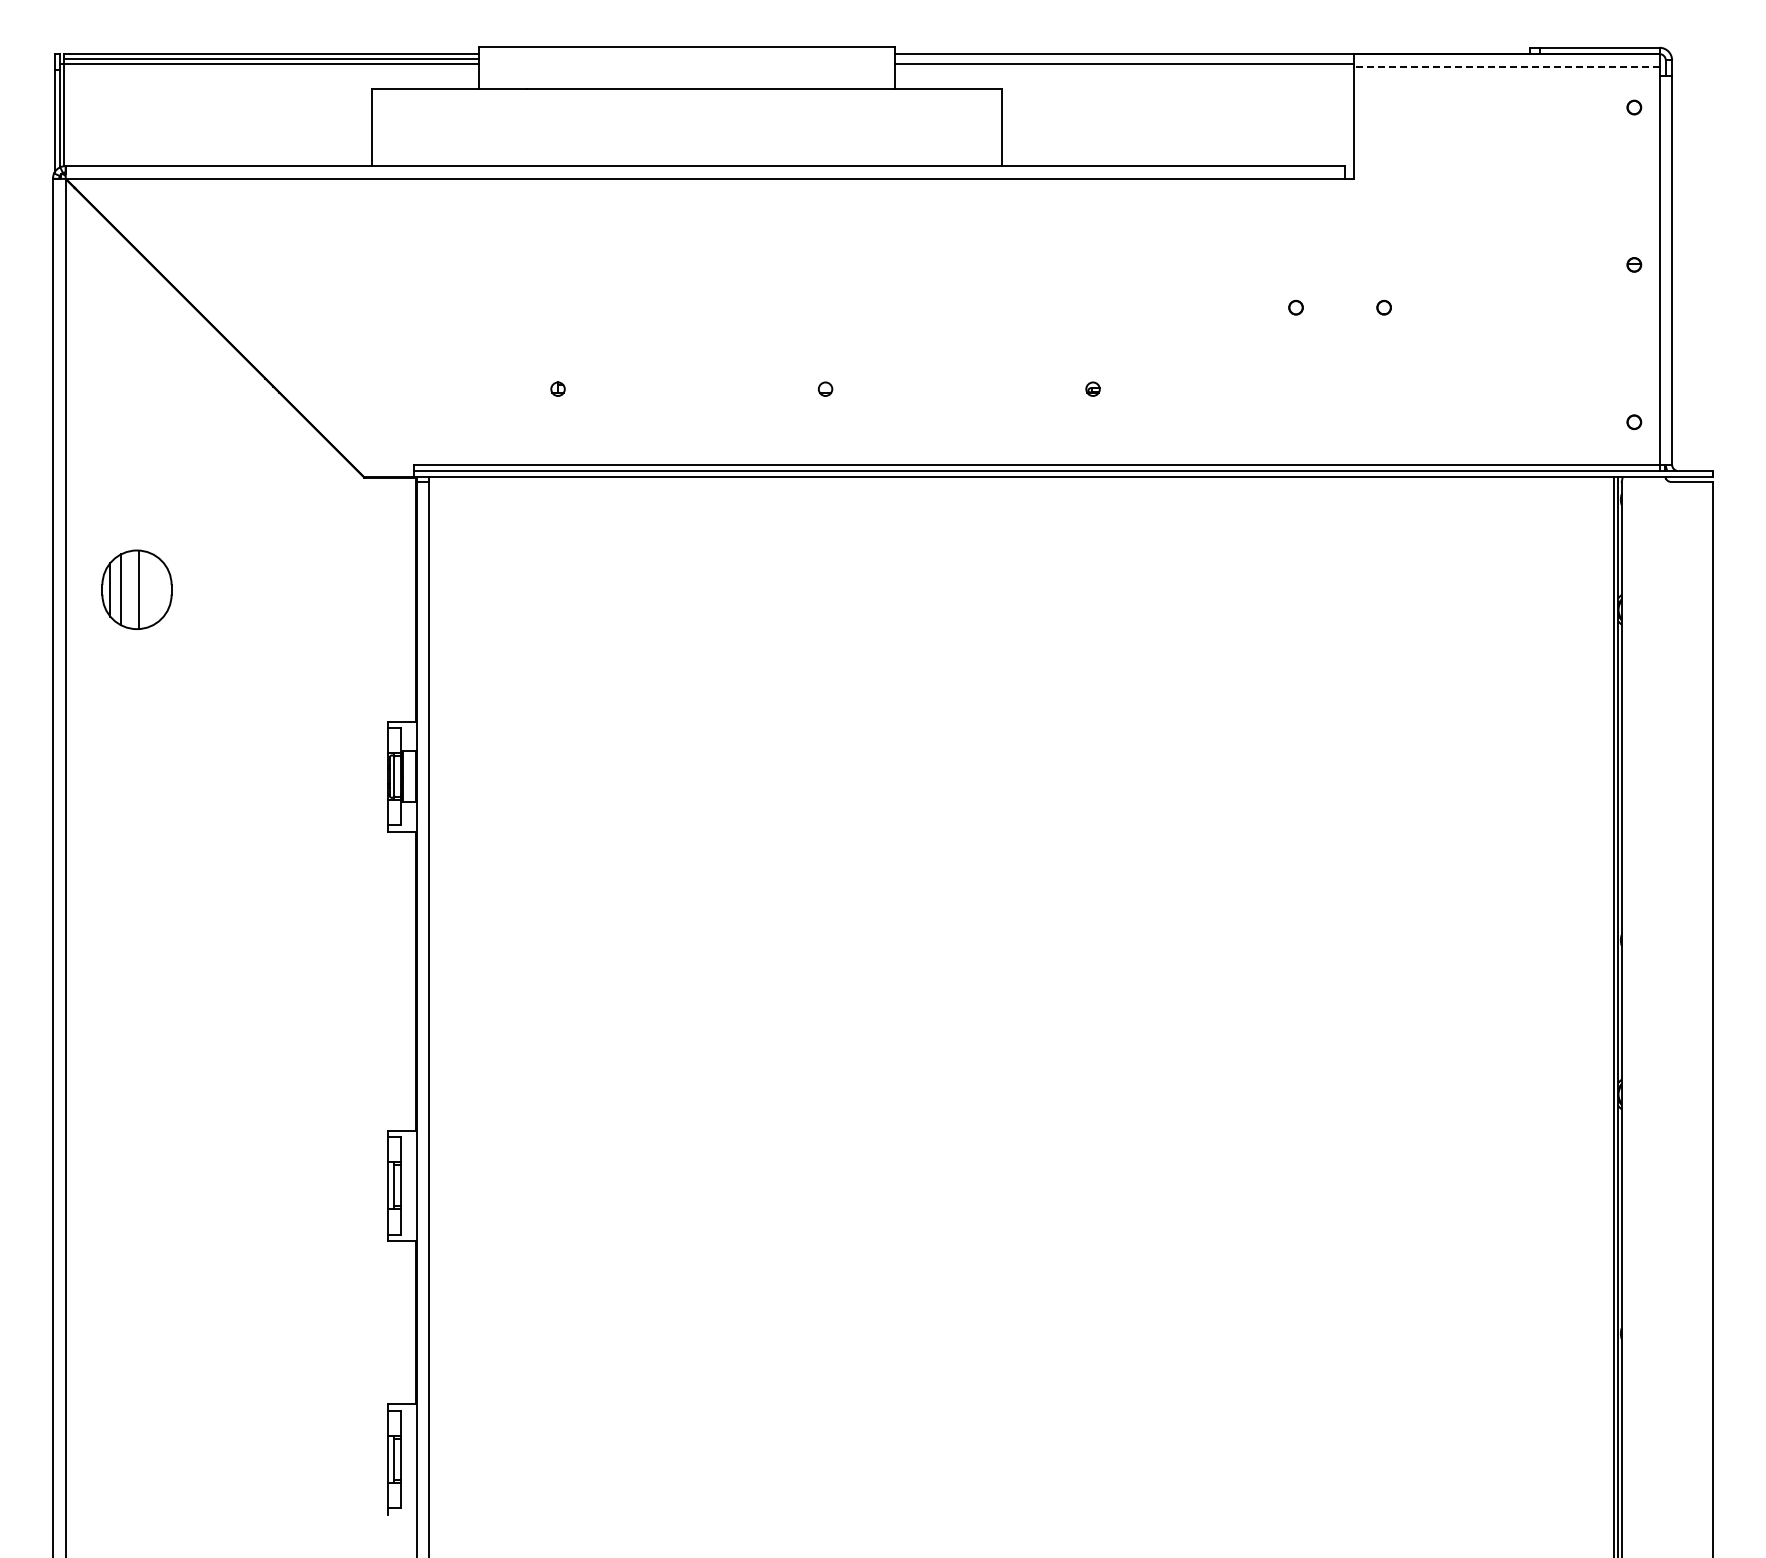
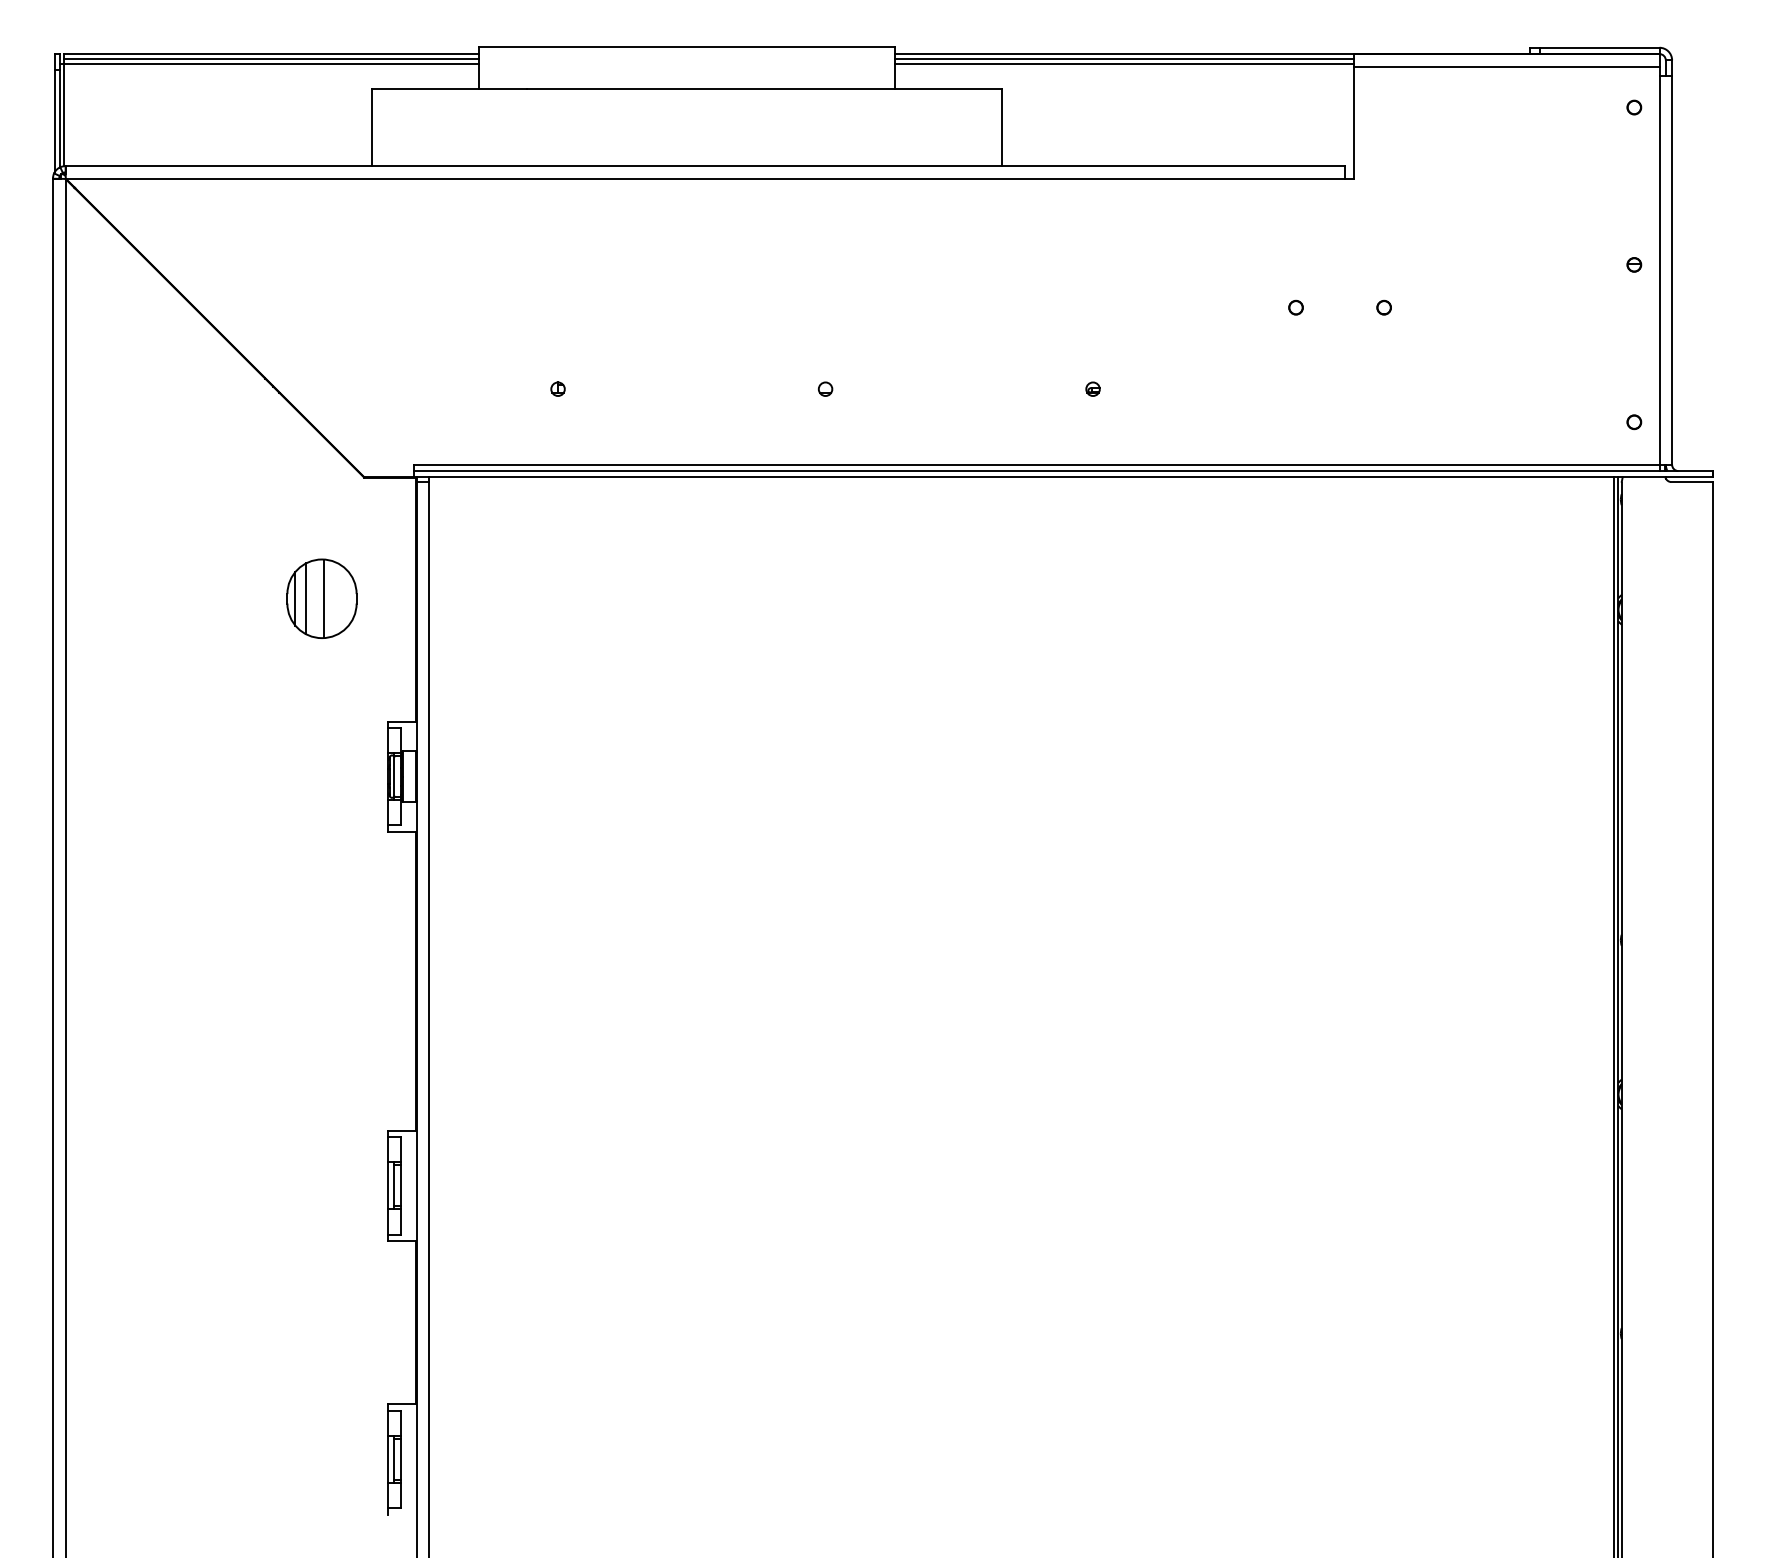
line: none -> present (1124, 58)
line: dashed -> solid (1506, 66)
part position: (136, 589) -> (321, 598) (321, 598)
